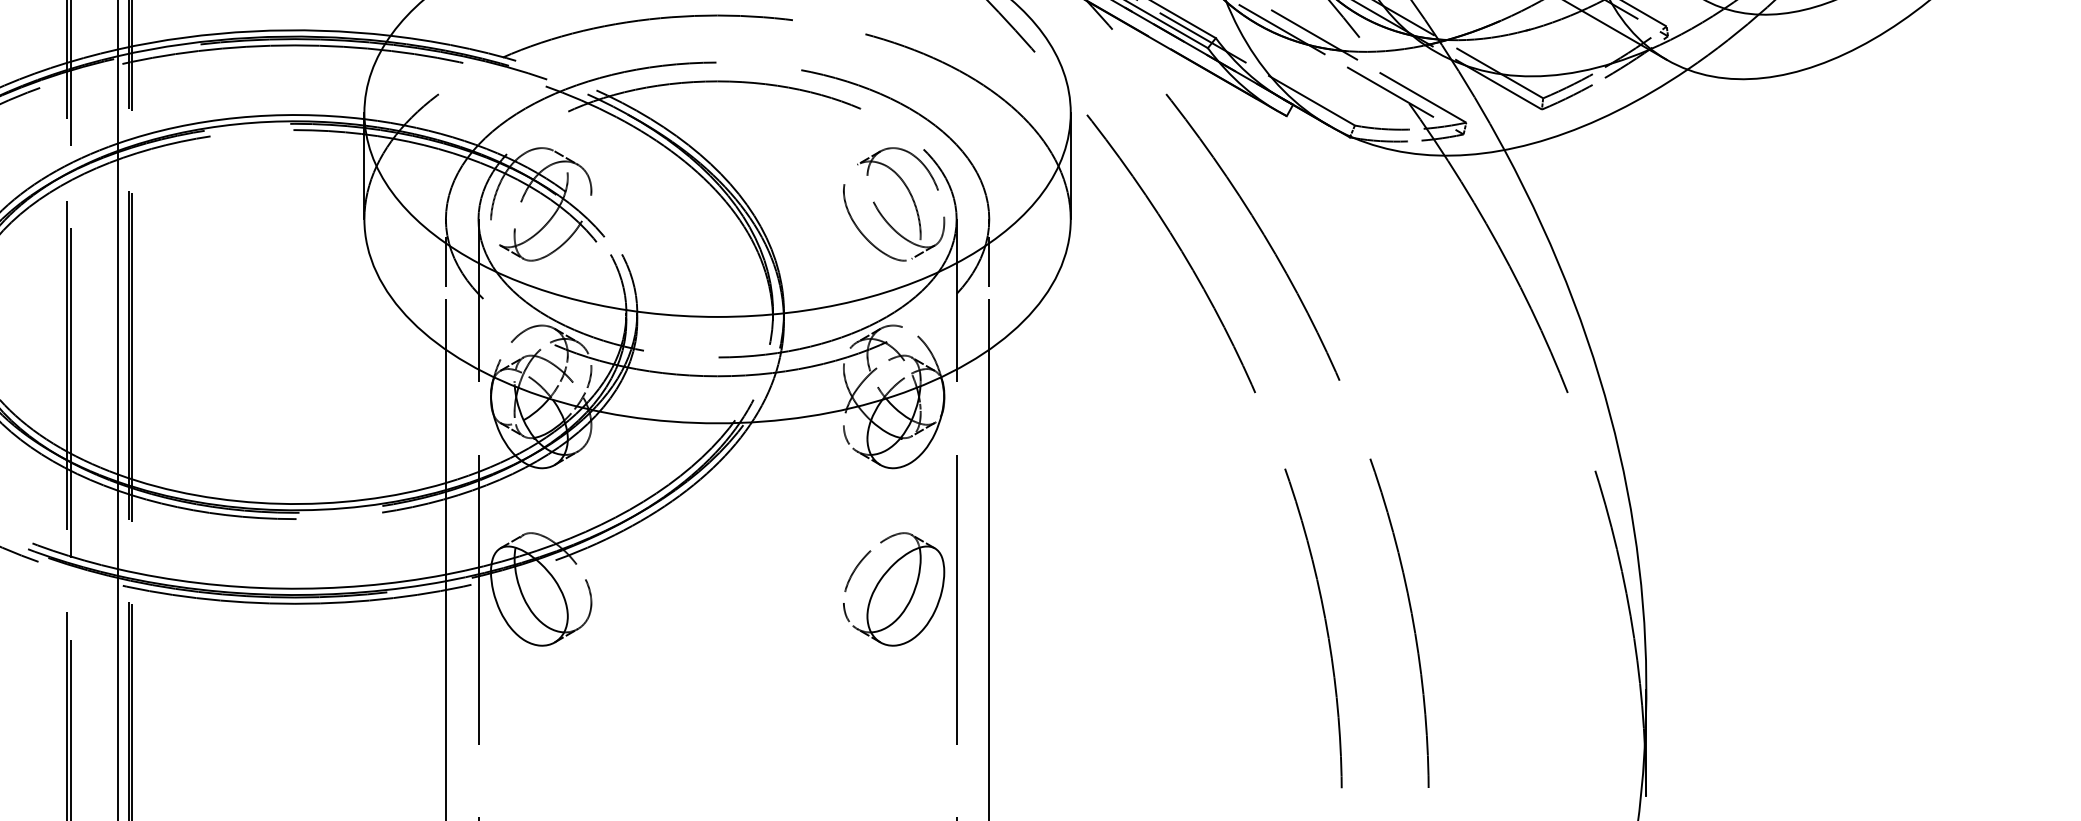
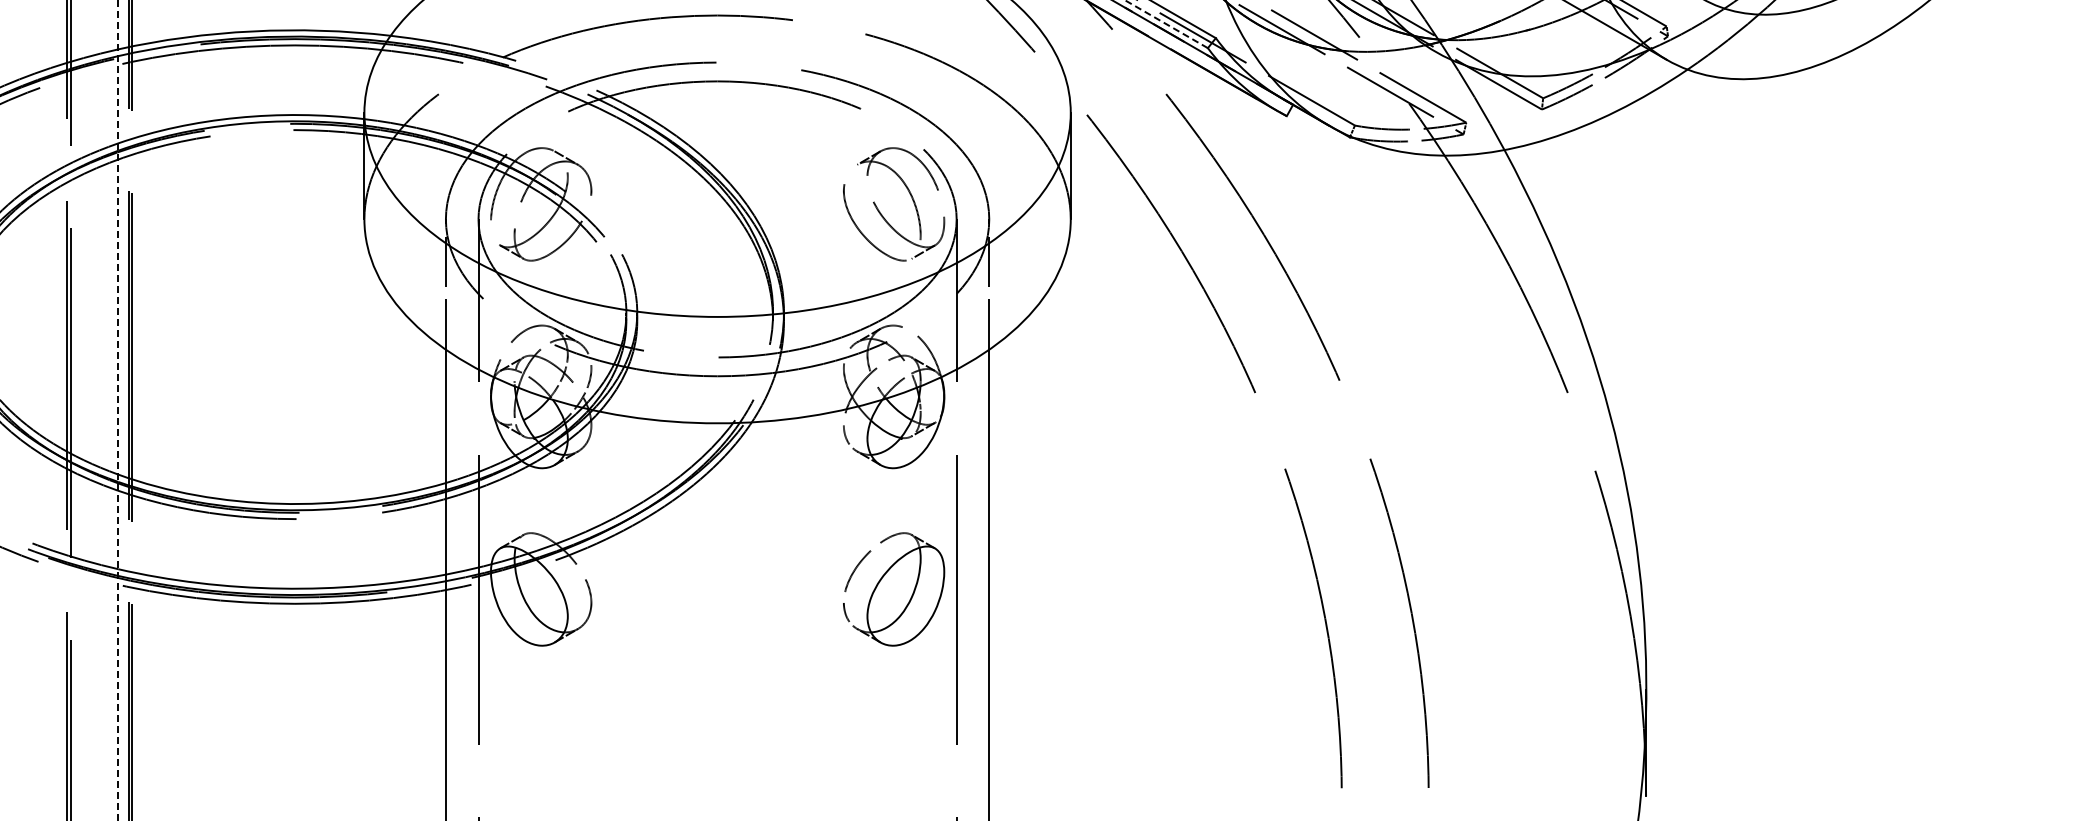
line: solid -> dashed (1166, 24)
line: solid -> dashed (118, 410)
